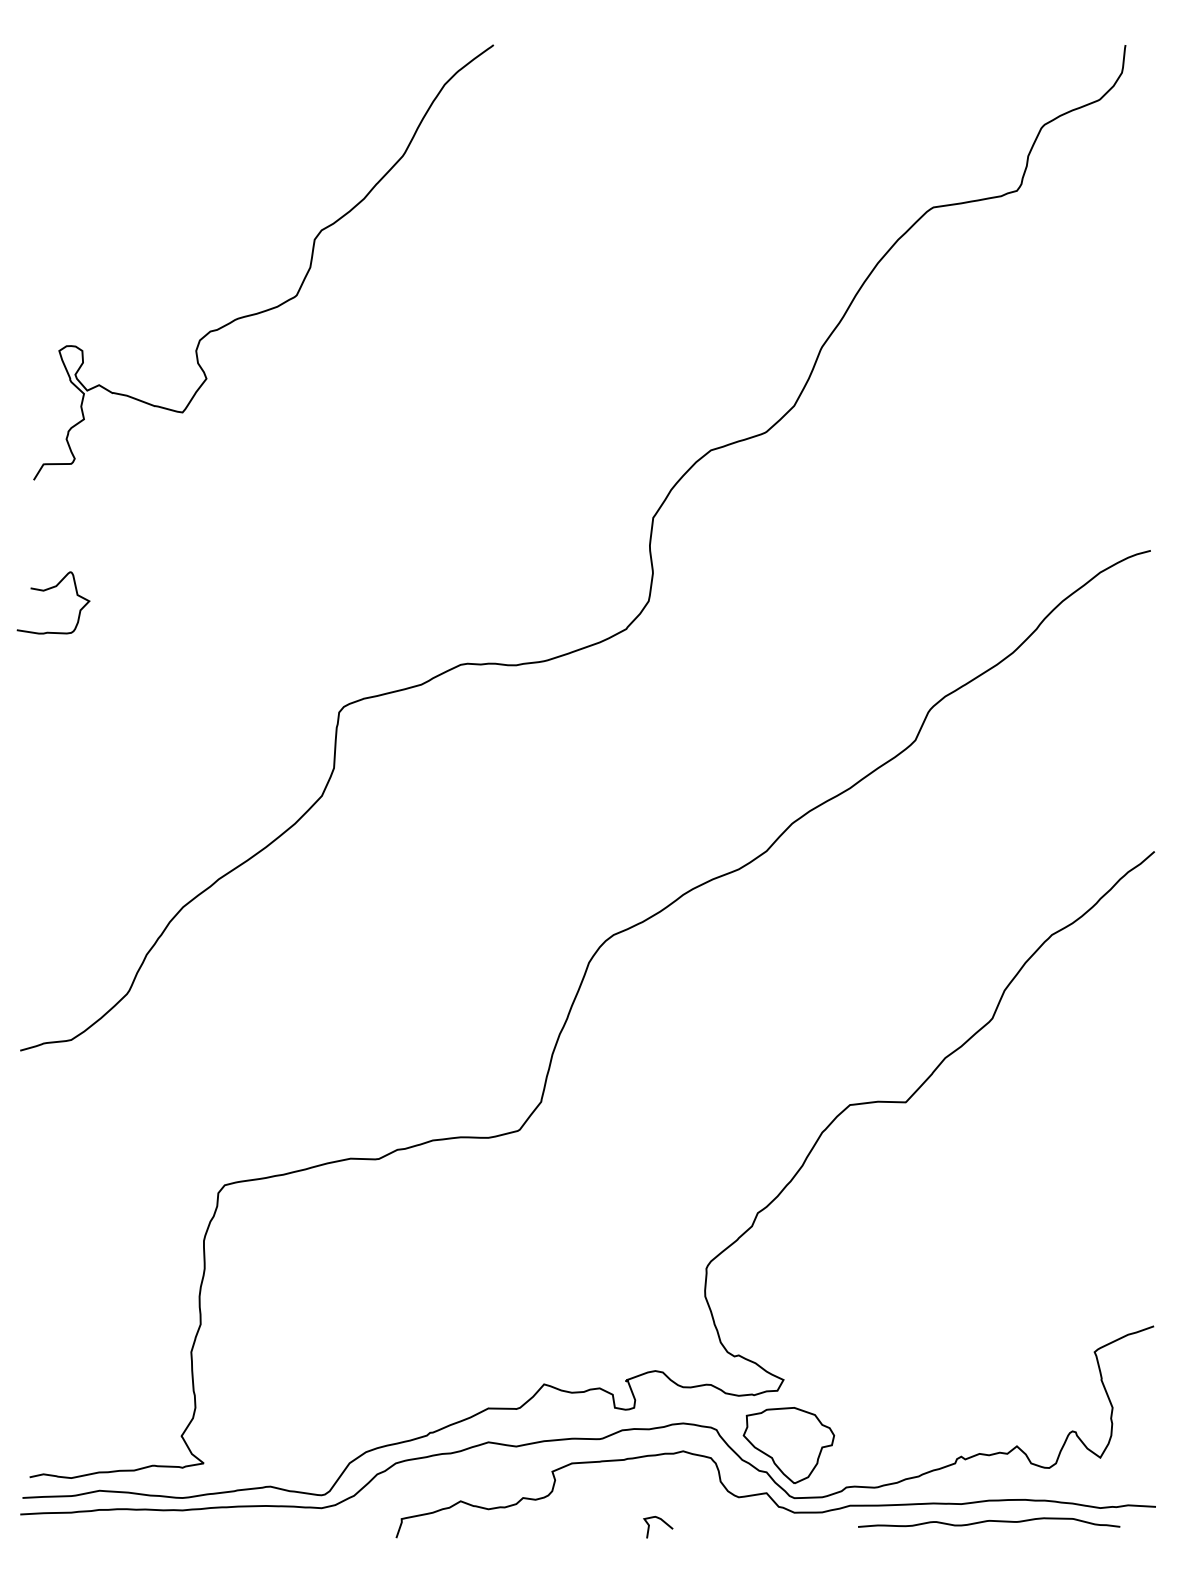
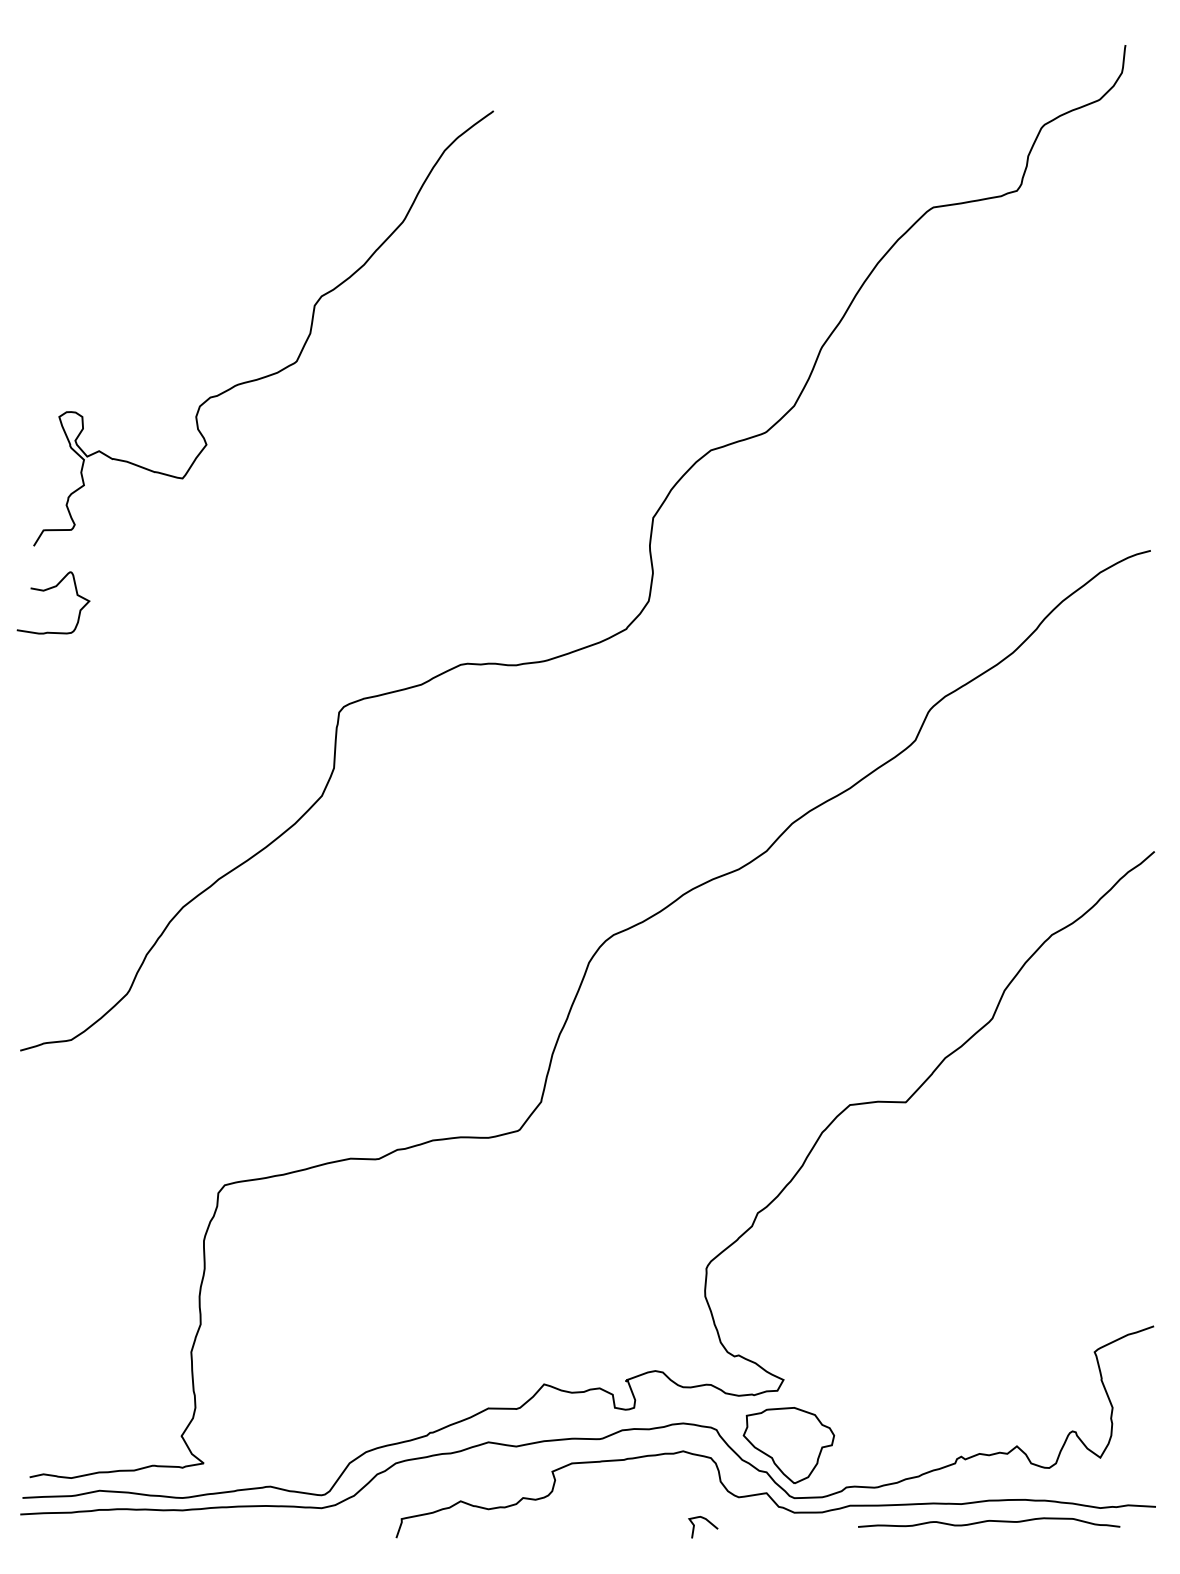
curve position: (301, 282) -> (301, 348) (301, 348)
curve position: (663, 1522) -> (708, 1522) (708, 1522)
